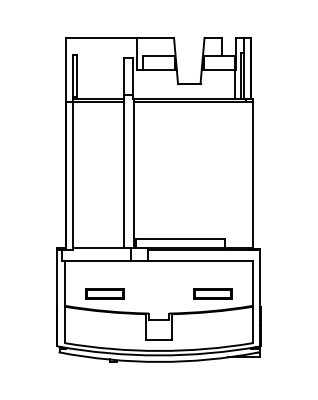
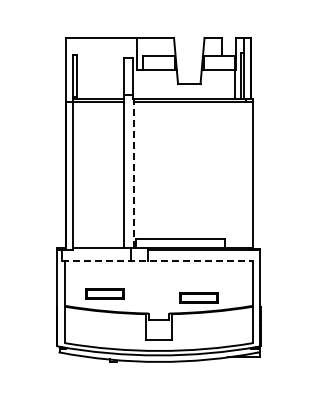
line: solid -> dashed (133, 173)
line: solid -> dashed (157, 261)
part position: (212, 293) -> (198, 297) (198, 297)
